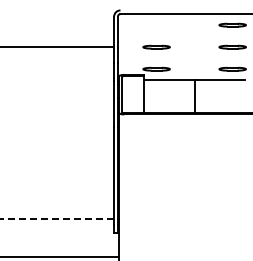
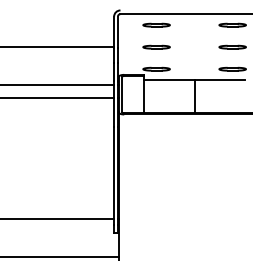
part: none -> present (156, 24)
line: none -> present (58, 84)
line: none -> present (58, 98)
line: dashed -> solid (57, 219)
